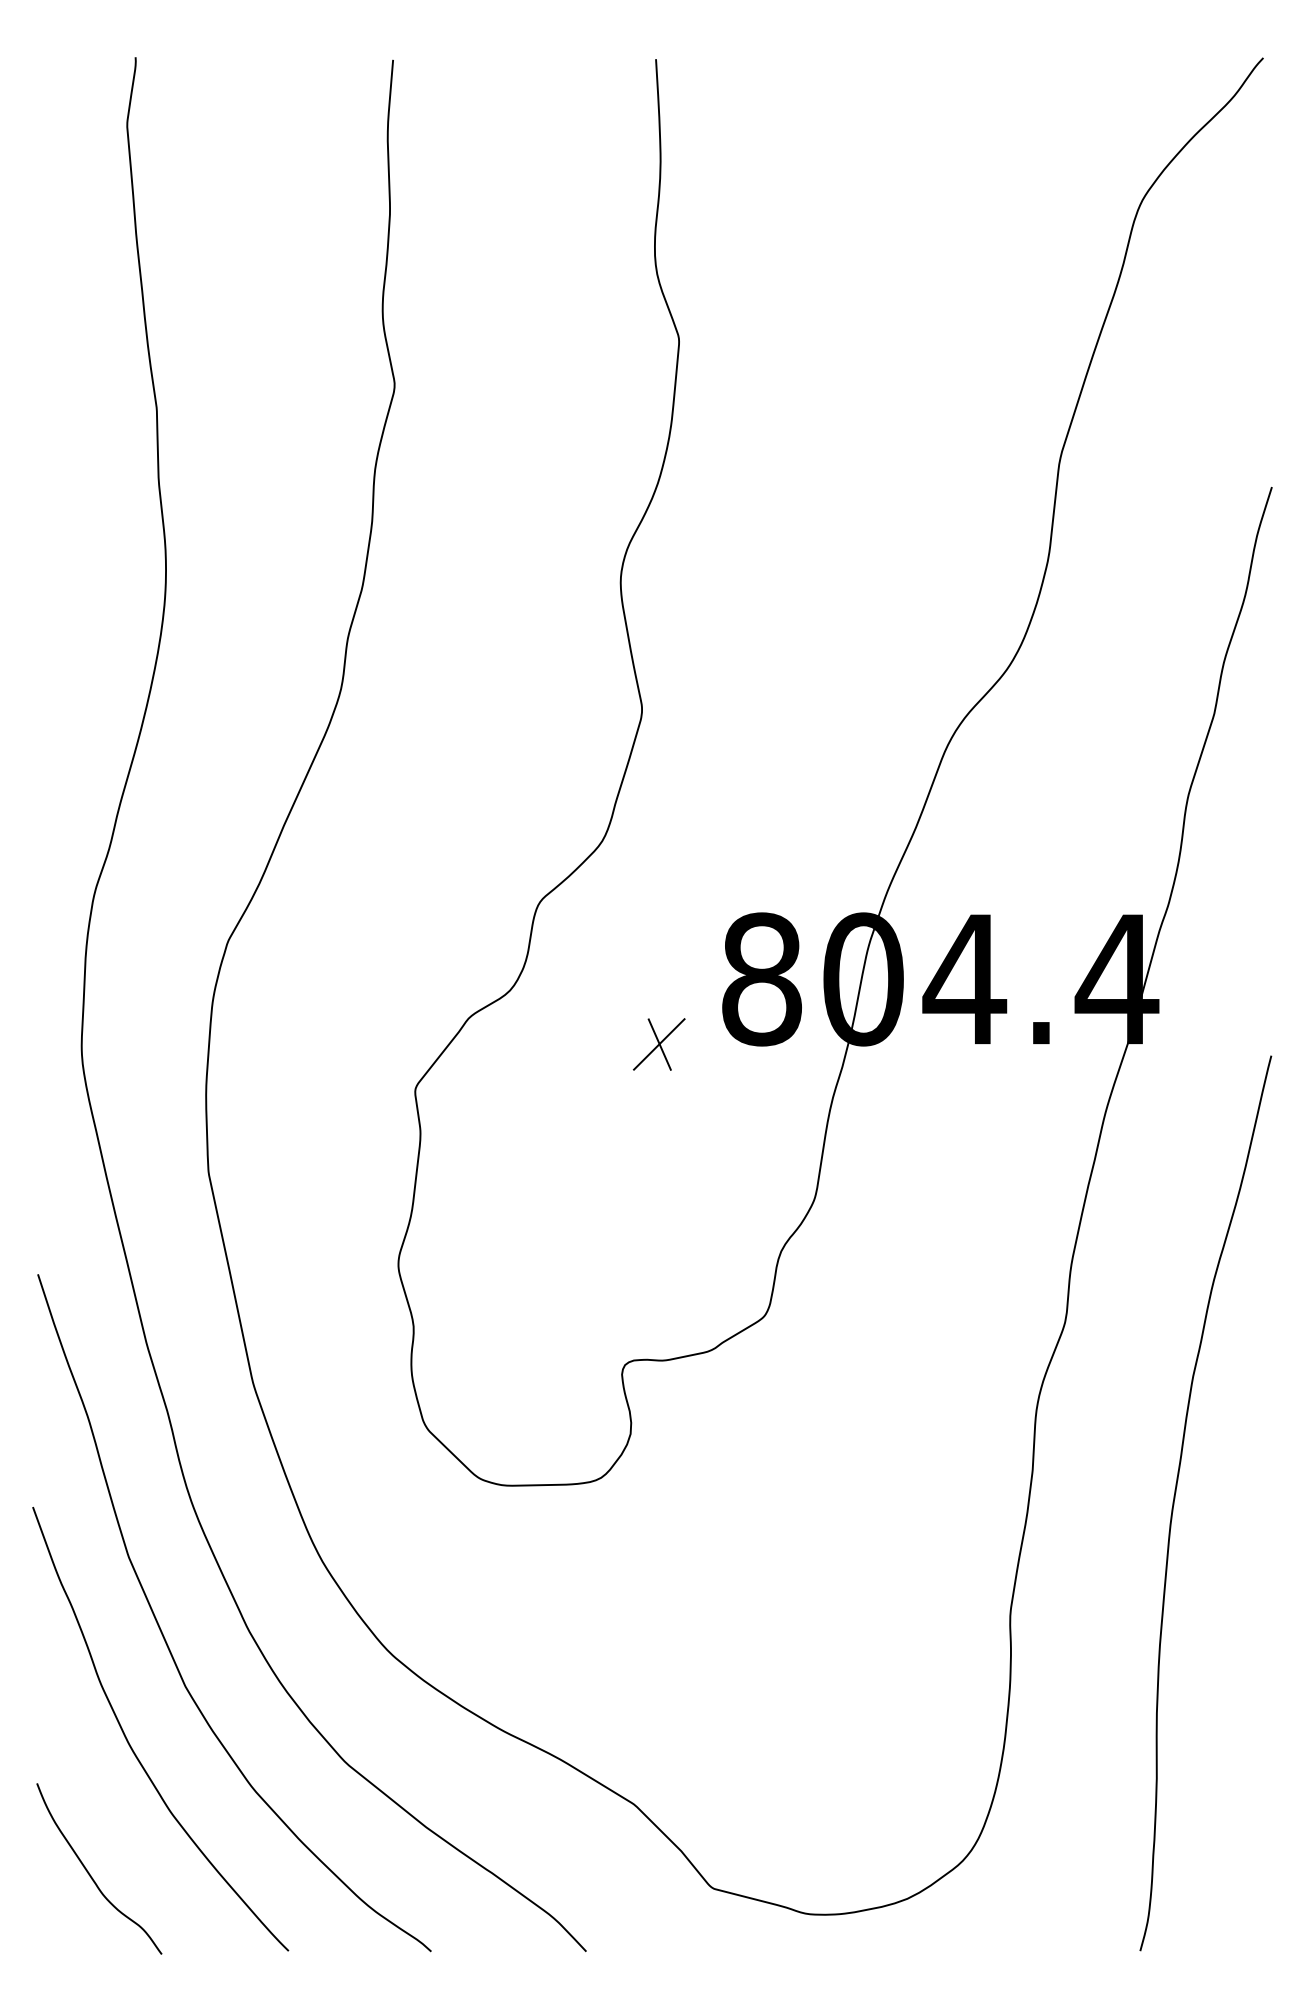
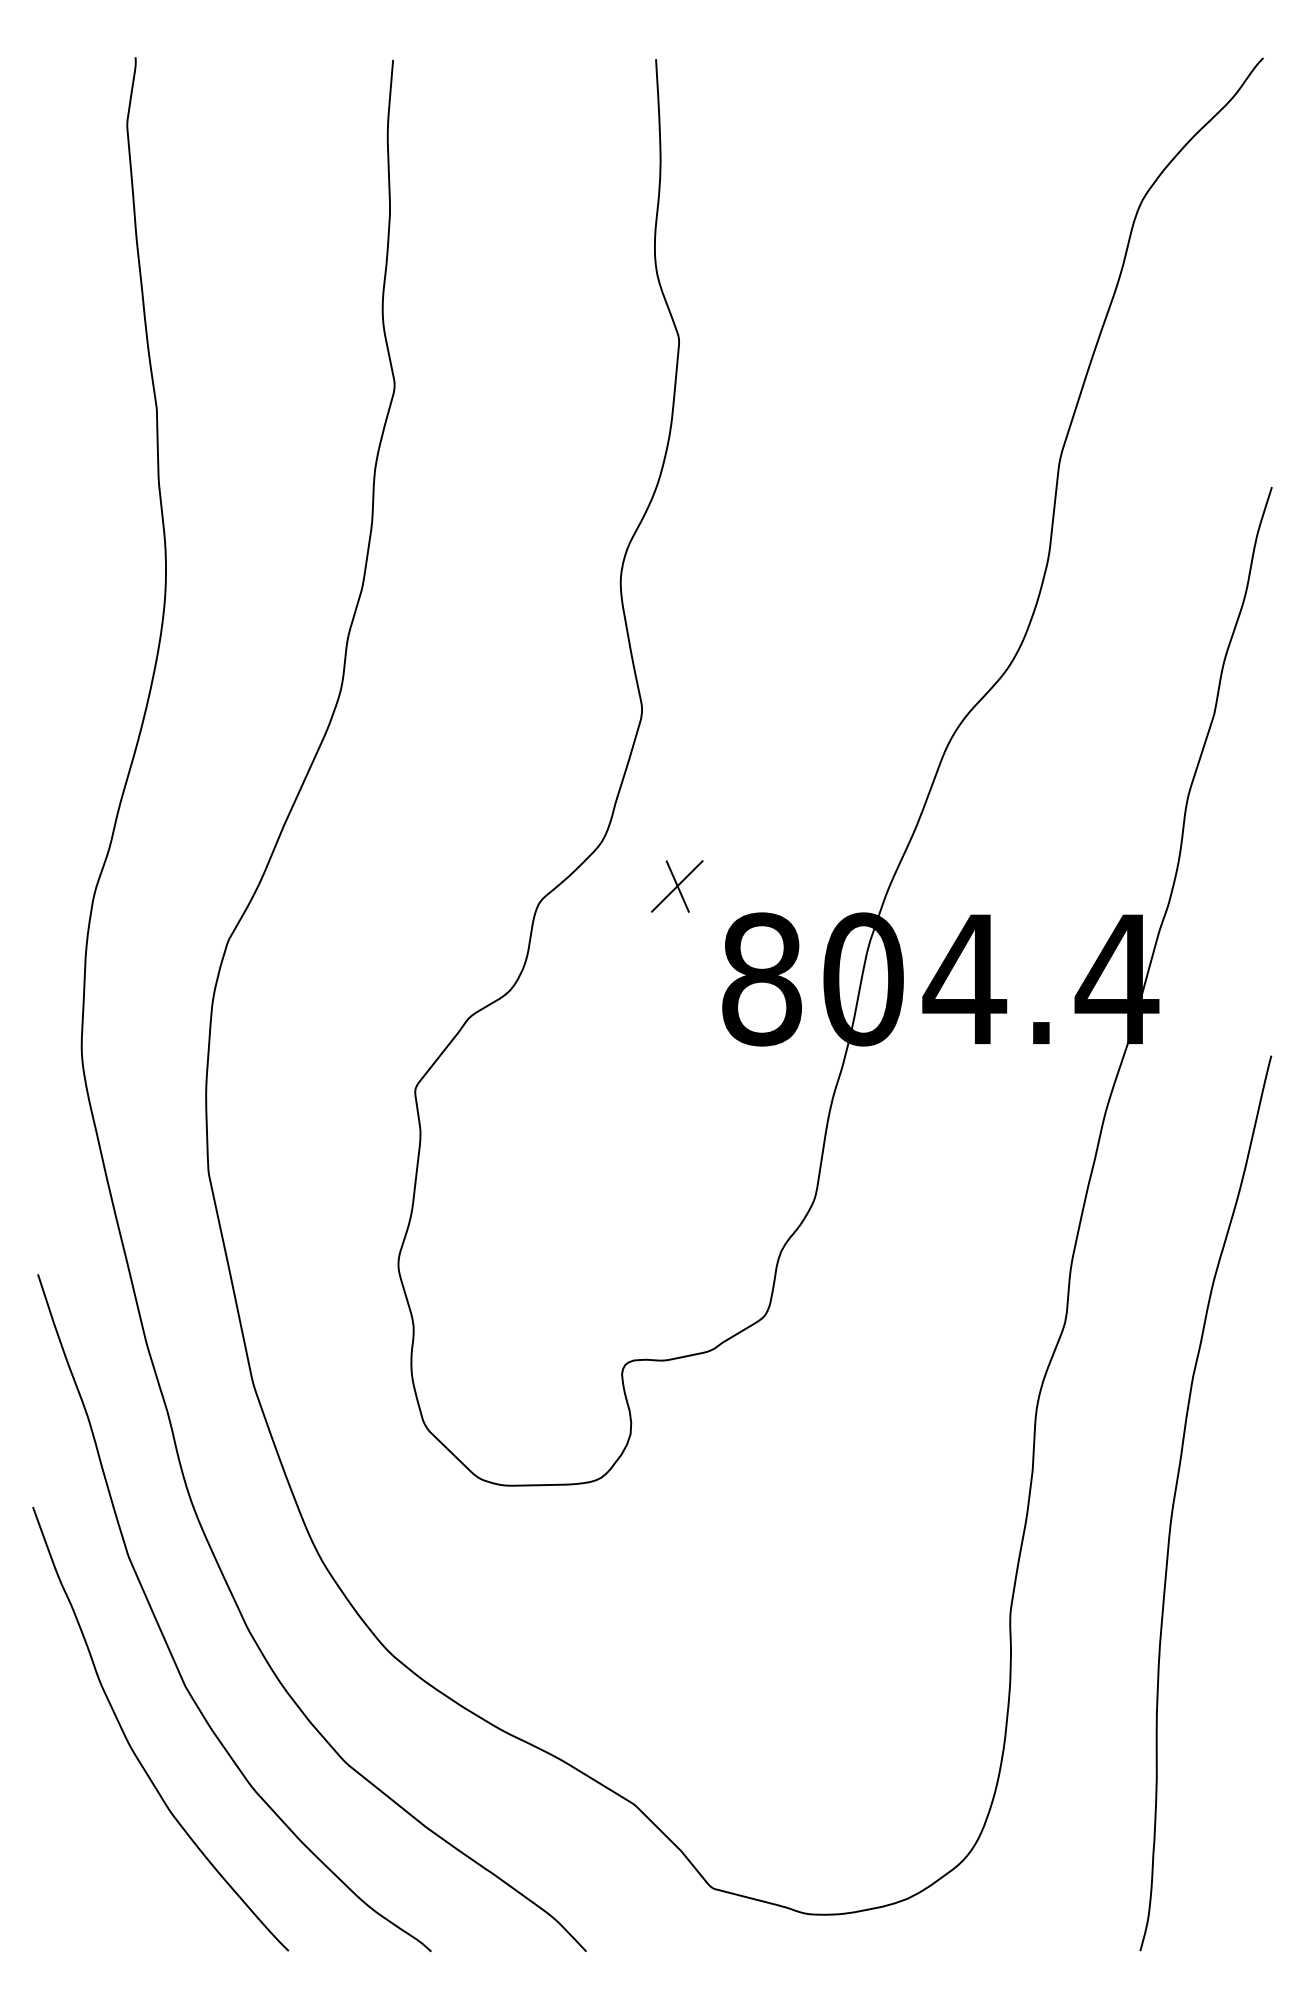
part position: (659, 1044) -> (677, 886) (677, 886)
curve: present -> none (91, 1875)
